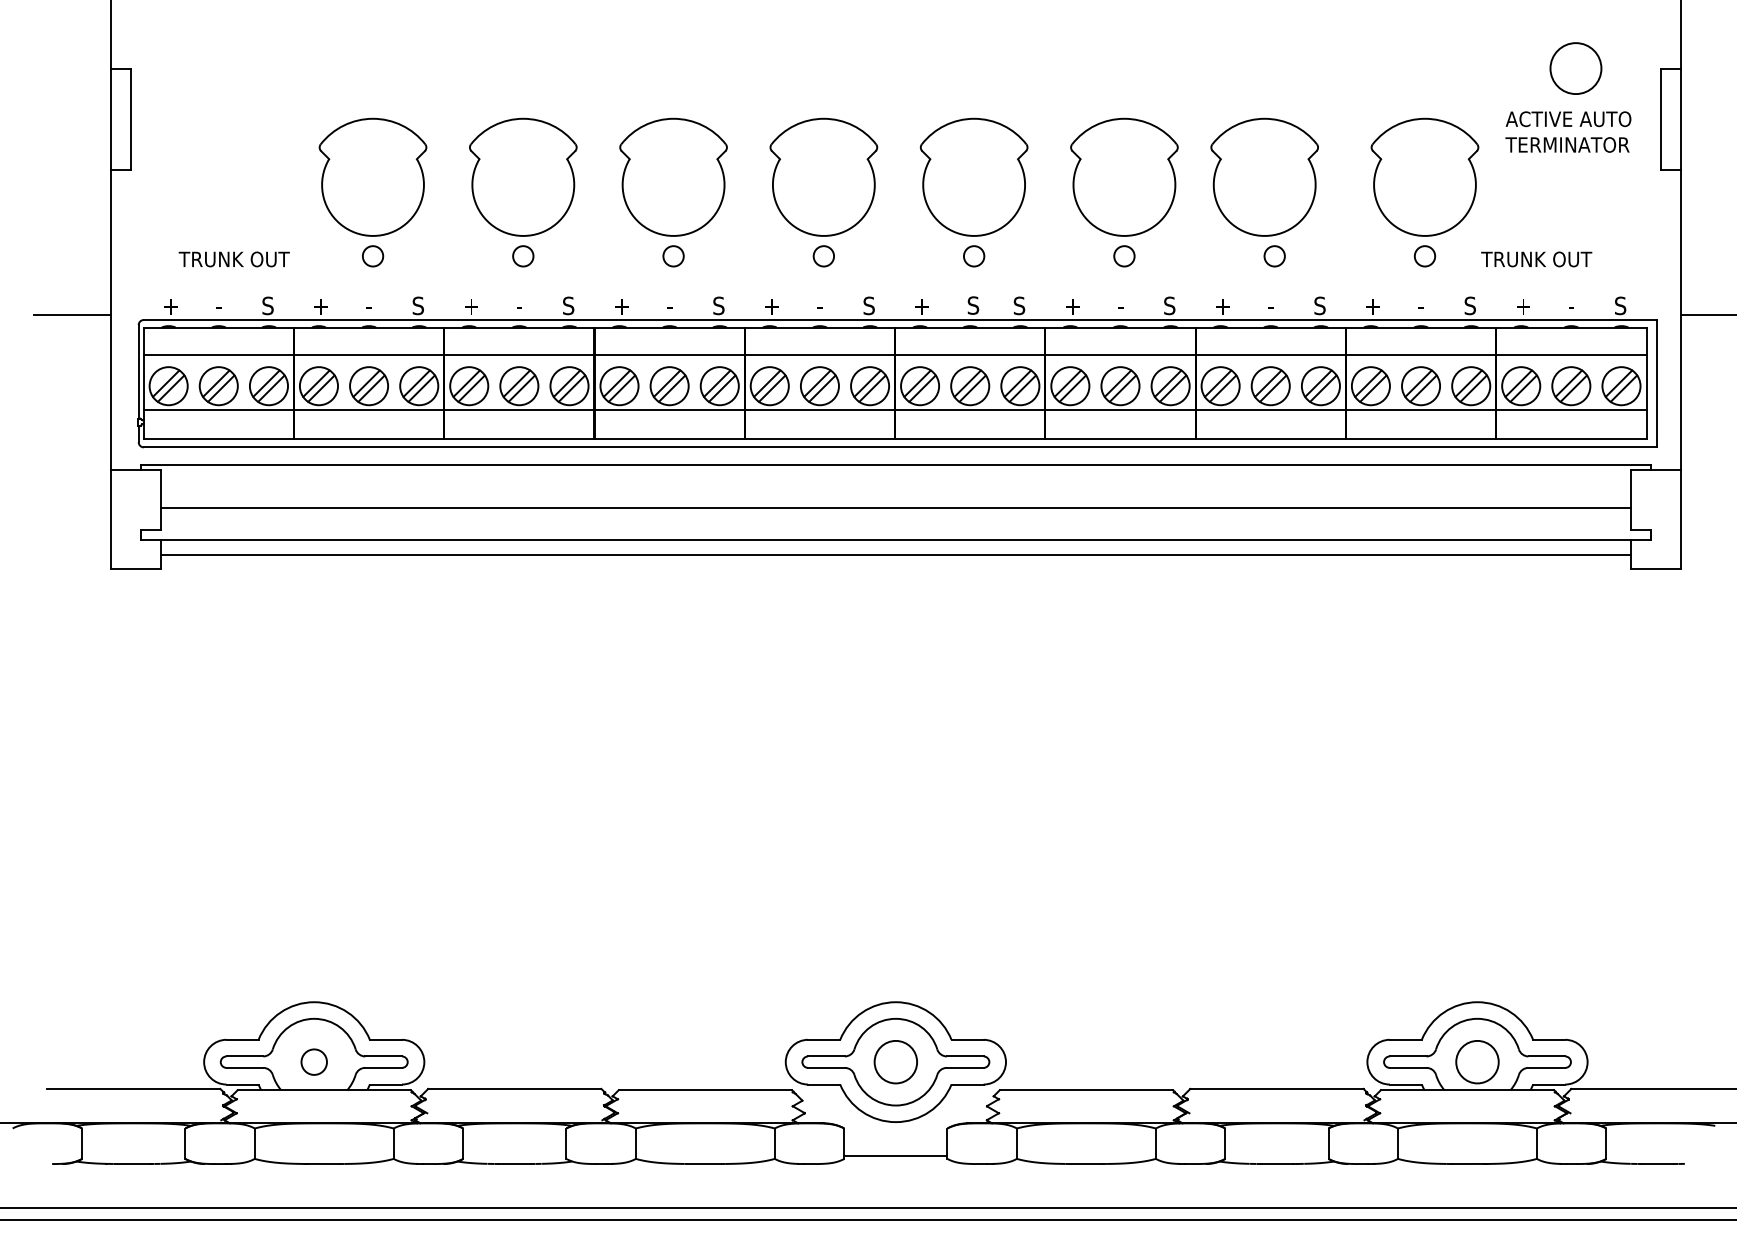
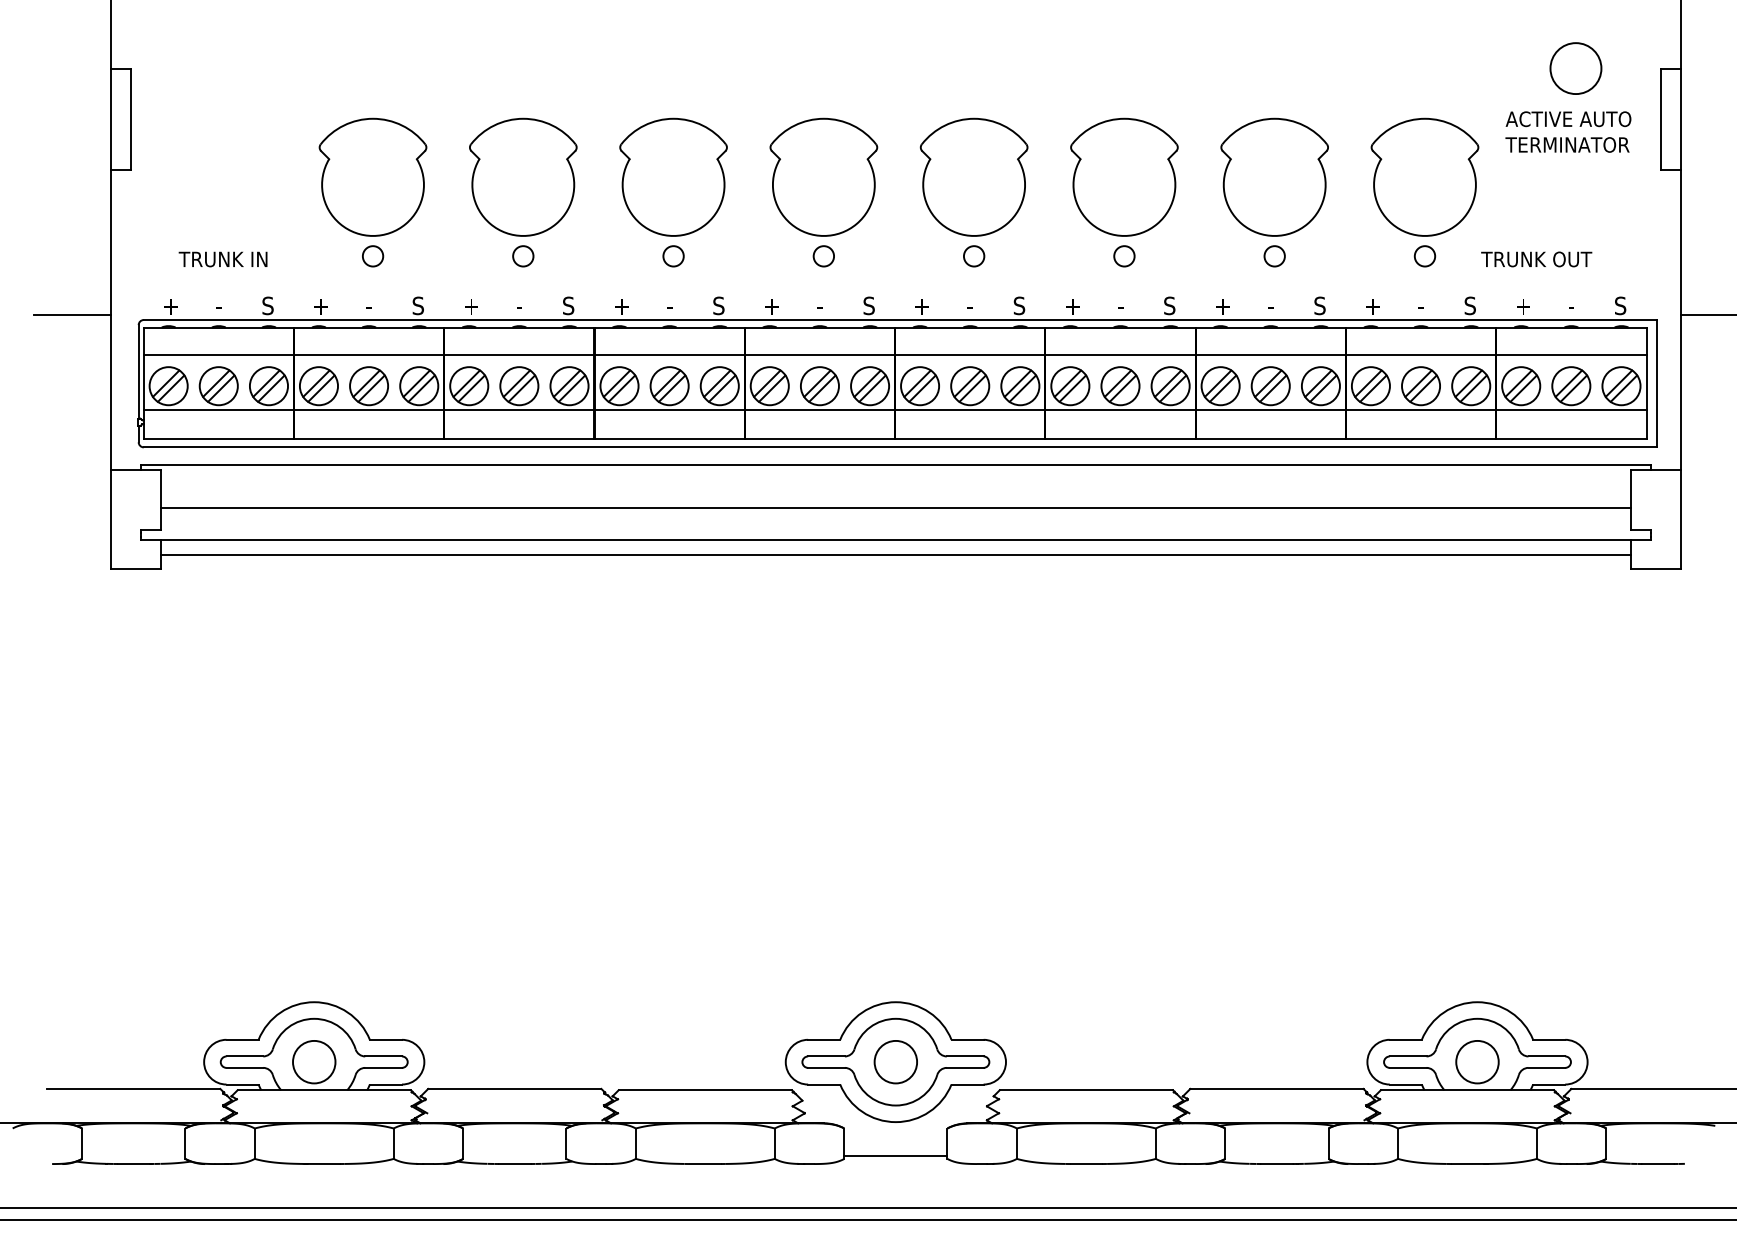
part position: (1264, 176) -> (1274, 176) (1274, 176)
text: TRUNK OUT -> TRUNK IN (269, 259)
text: S -> - (973, 305)
circle diameter: 25 px -> 42 px (314, 1061)
